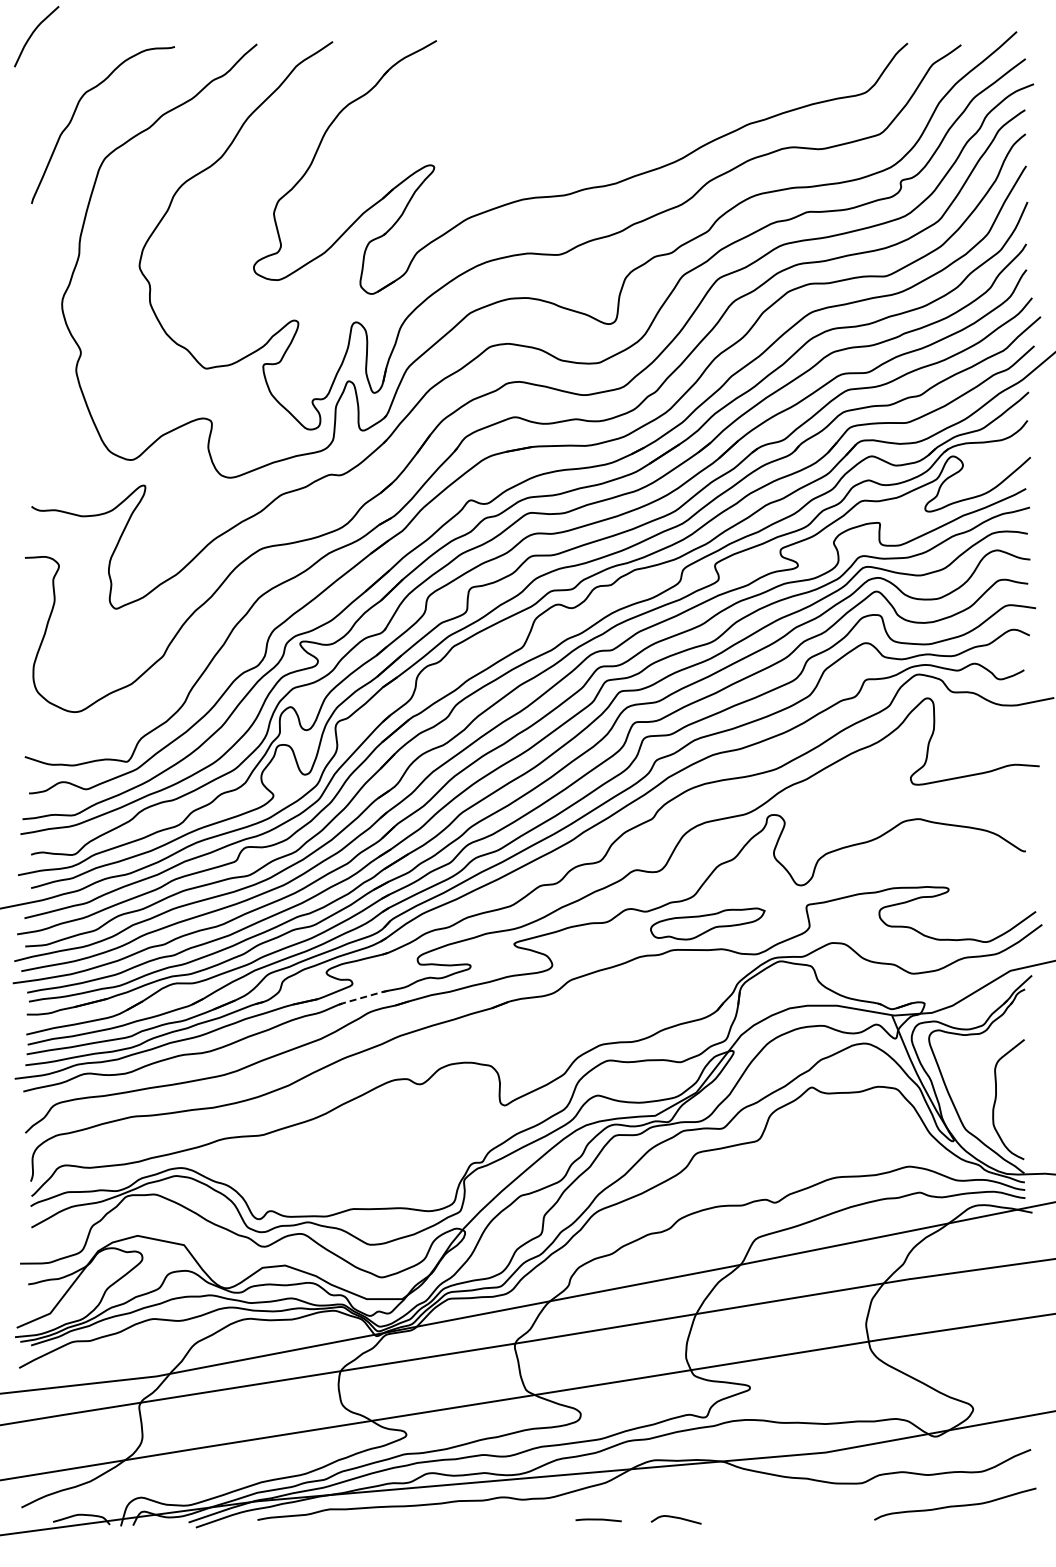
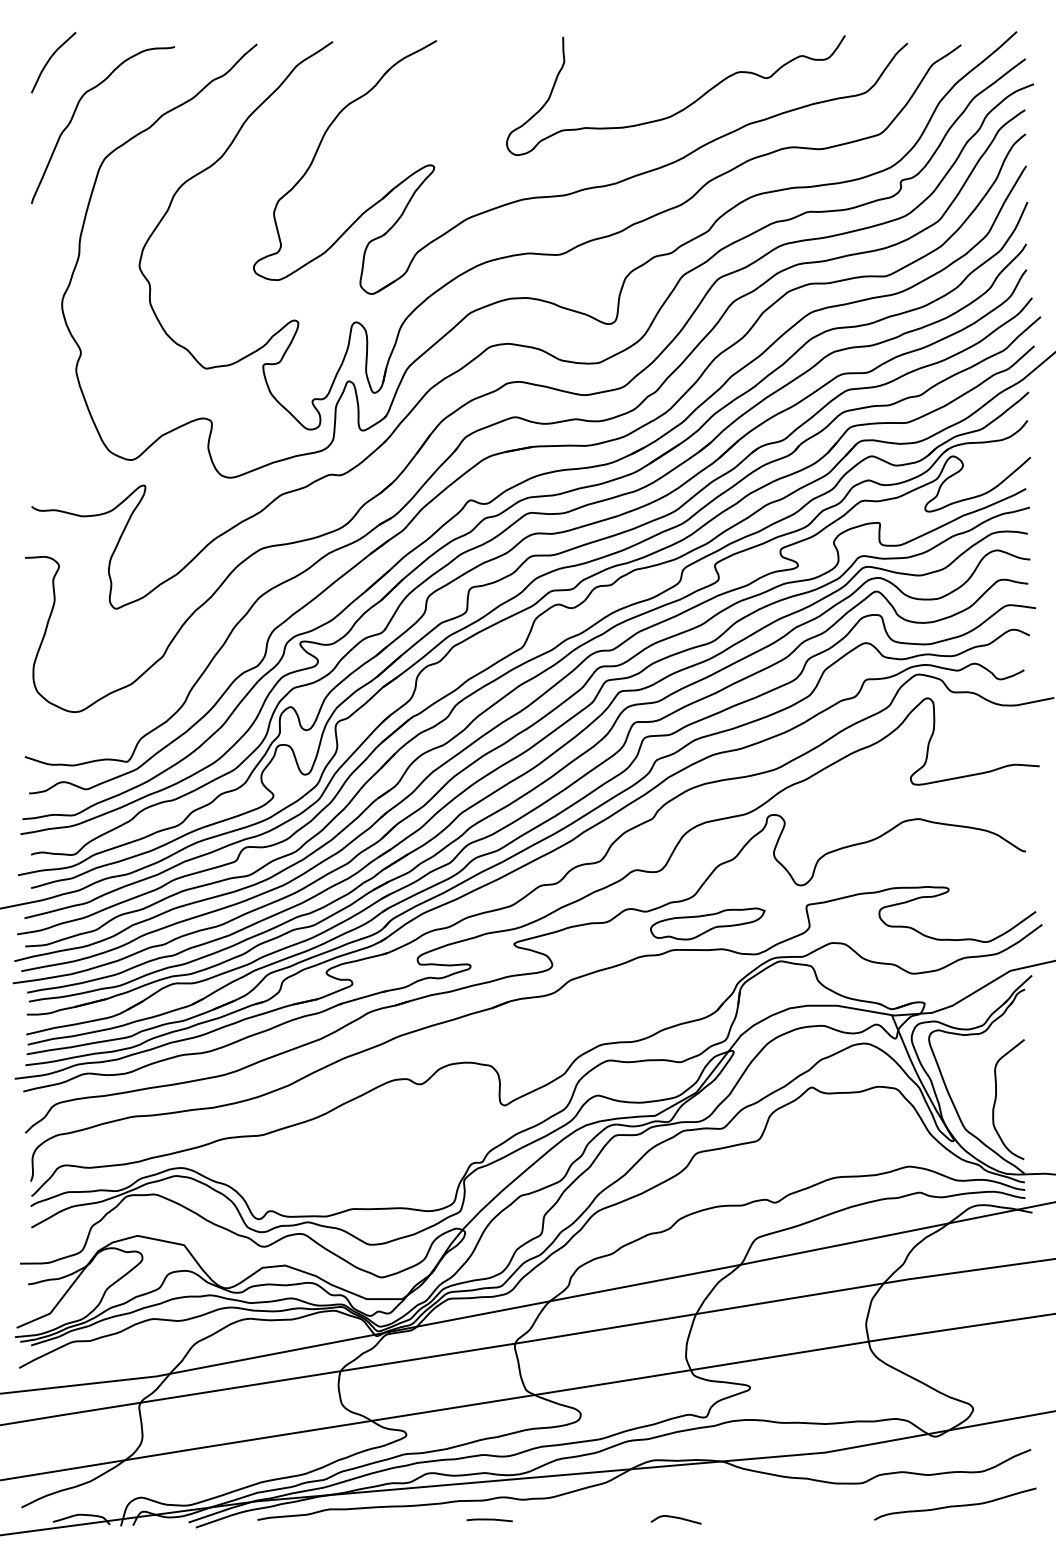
curve position: (32, 35) -> (49, 61) (49, 61)
curve: none -> present (684, 107)
line: dashed -> solid (363, 997)
line position: (598, 1520) -> (489, 1520) (489, 1520)
